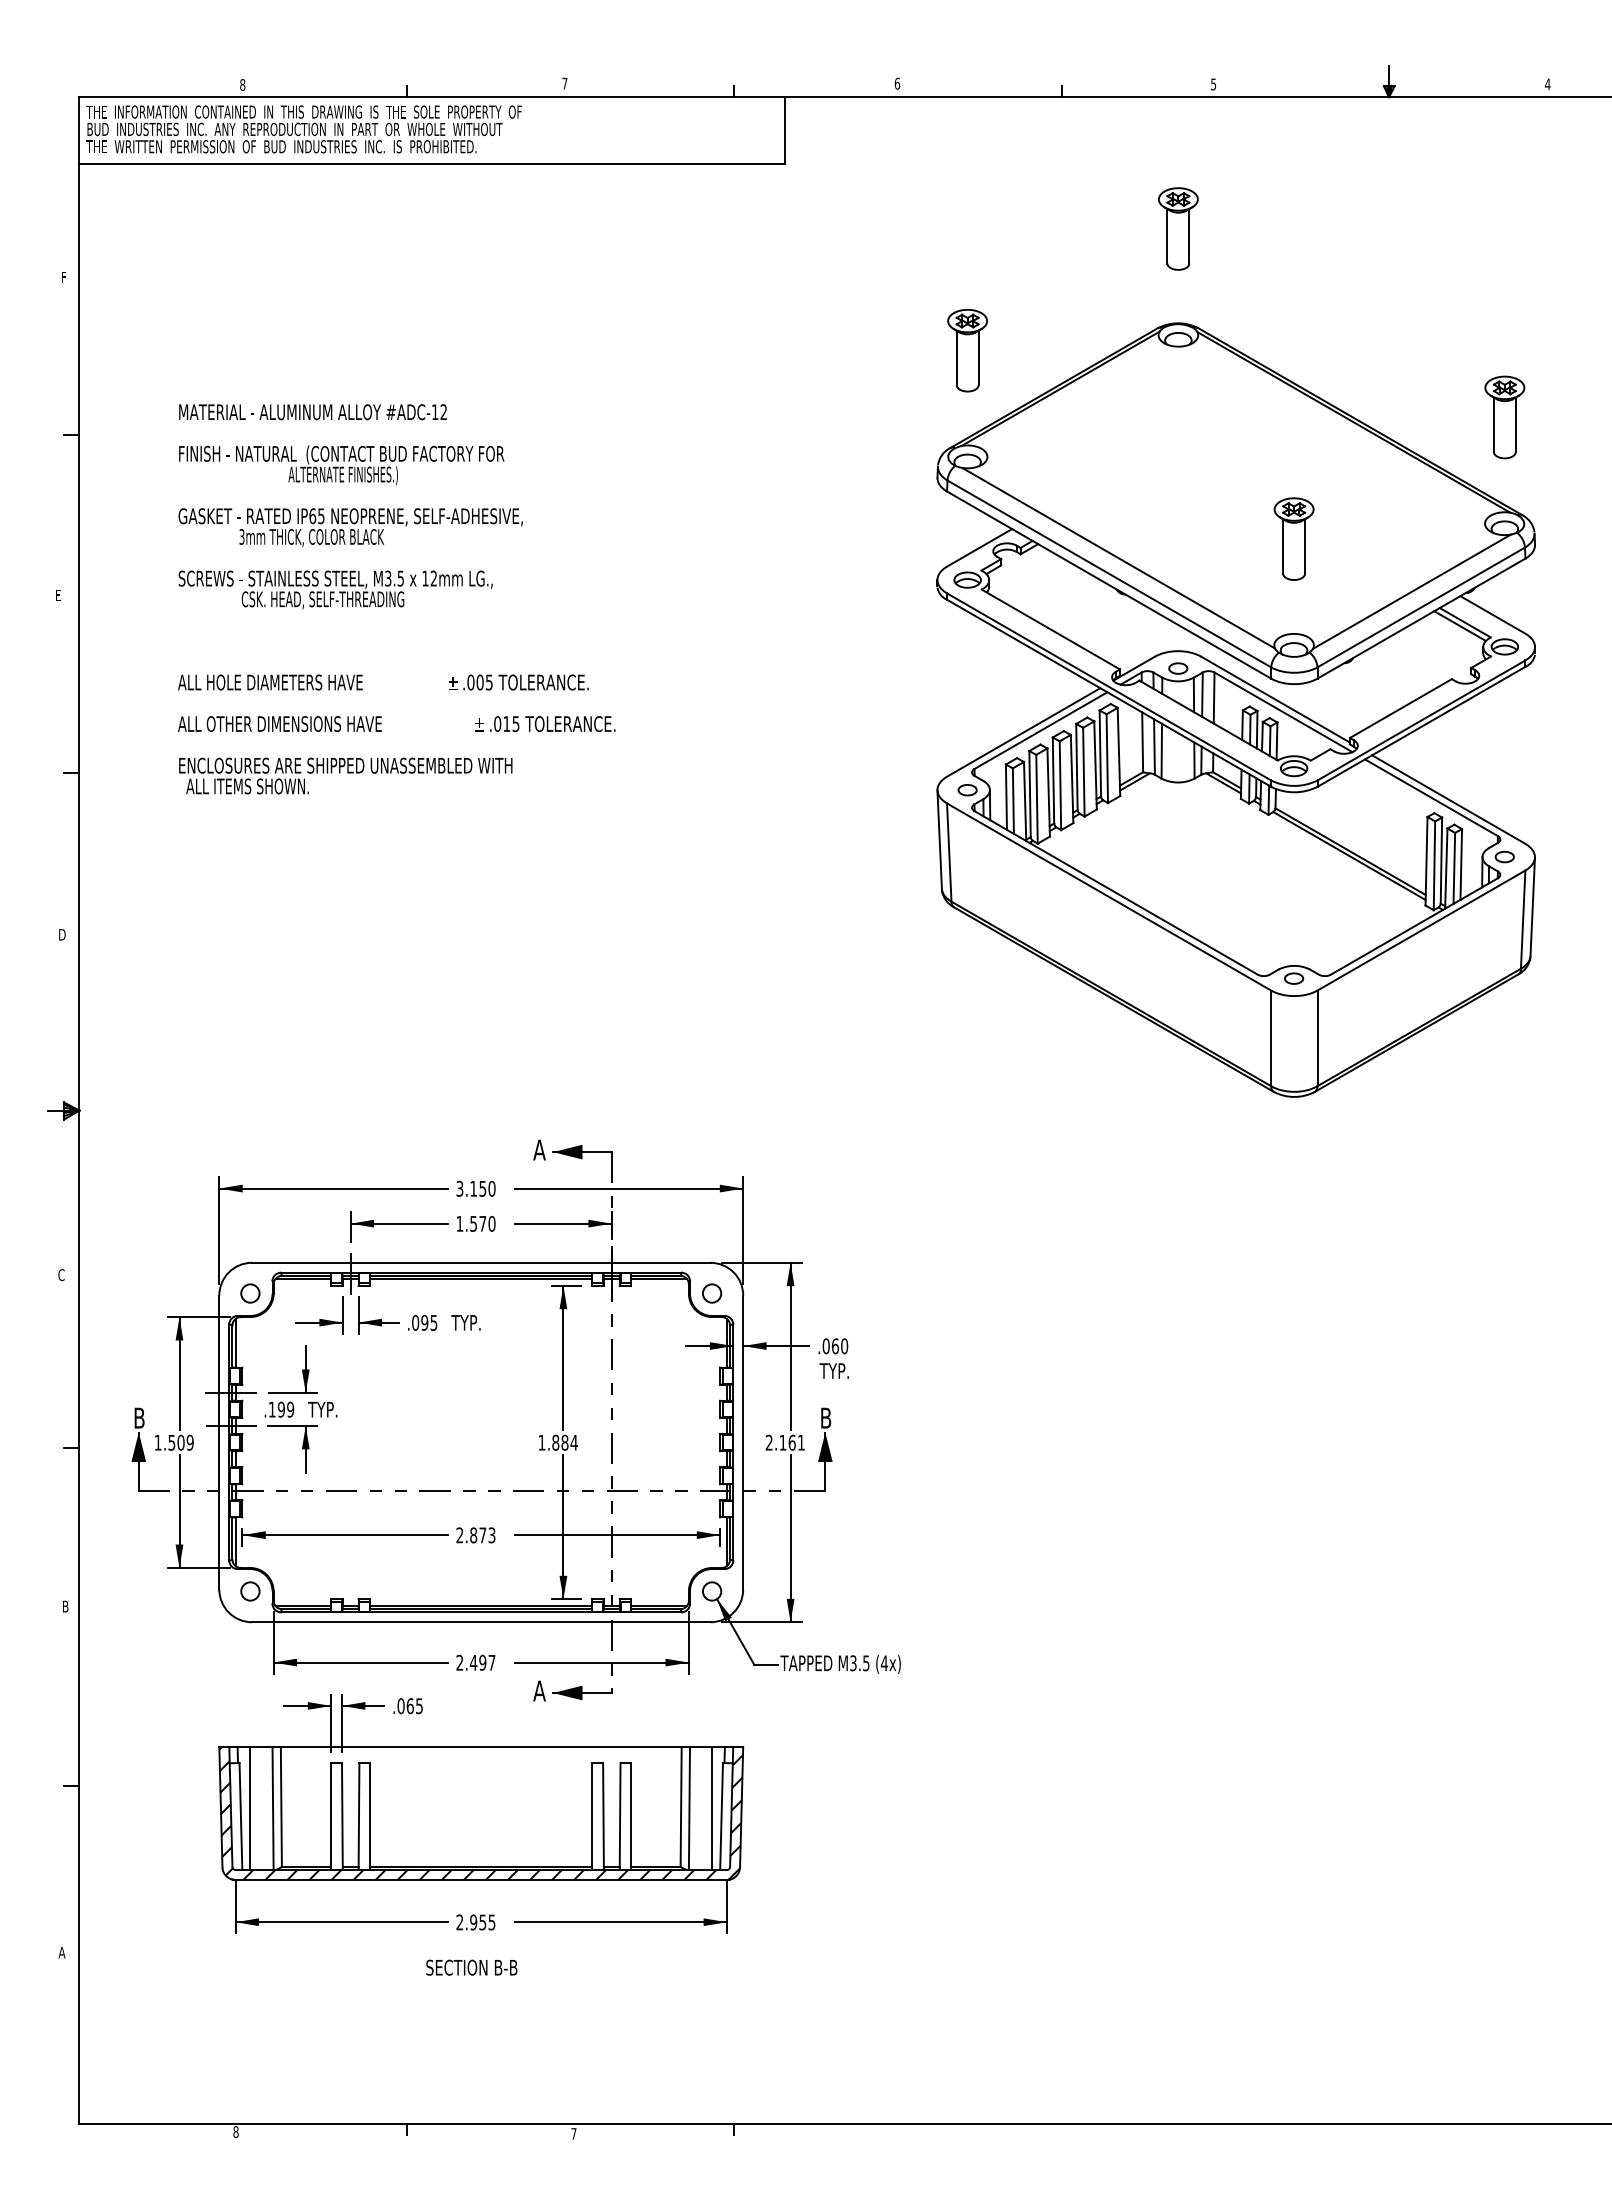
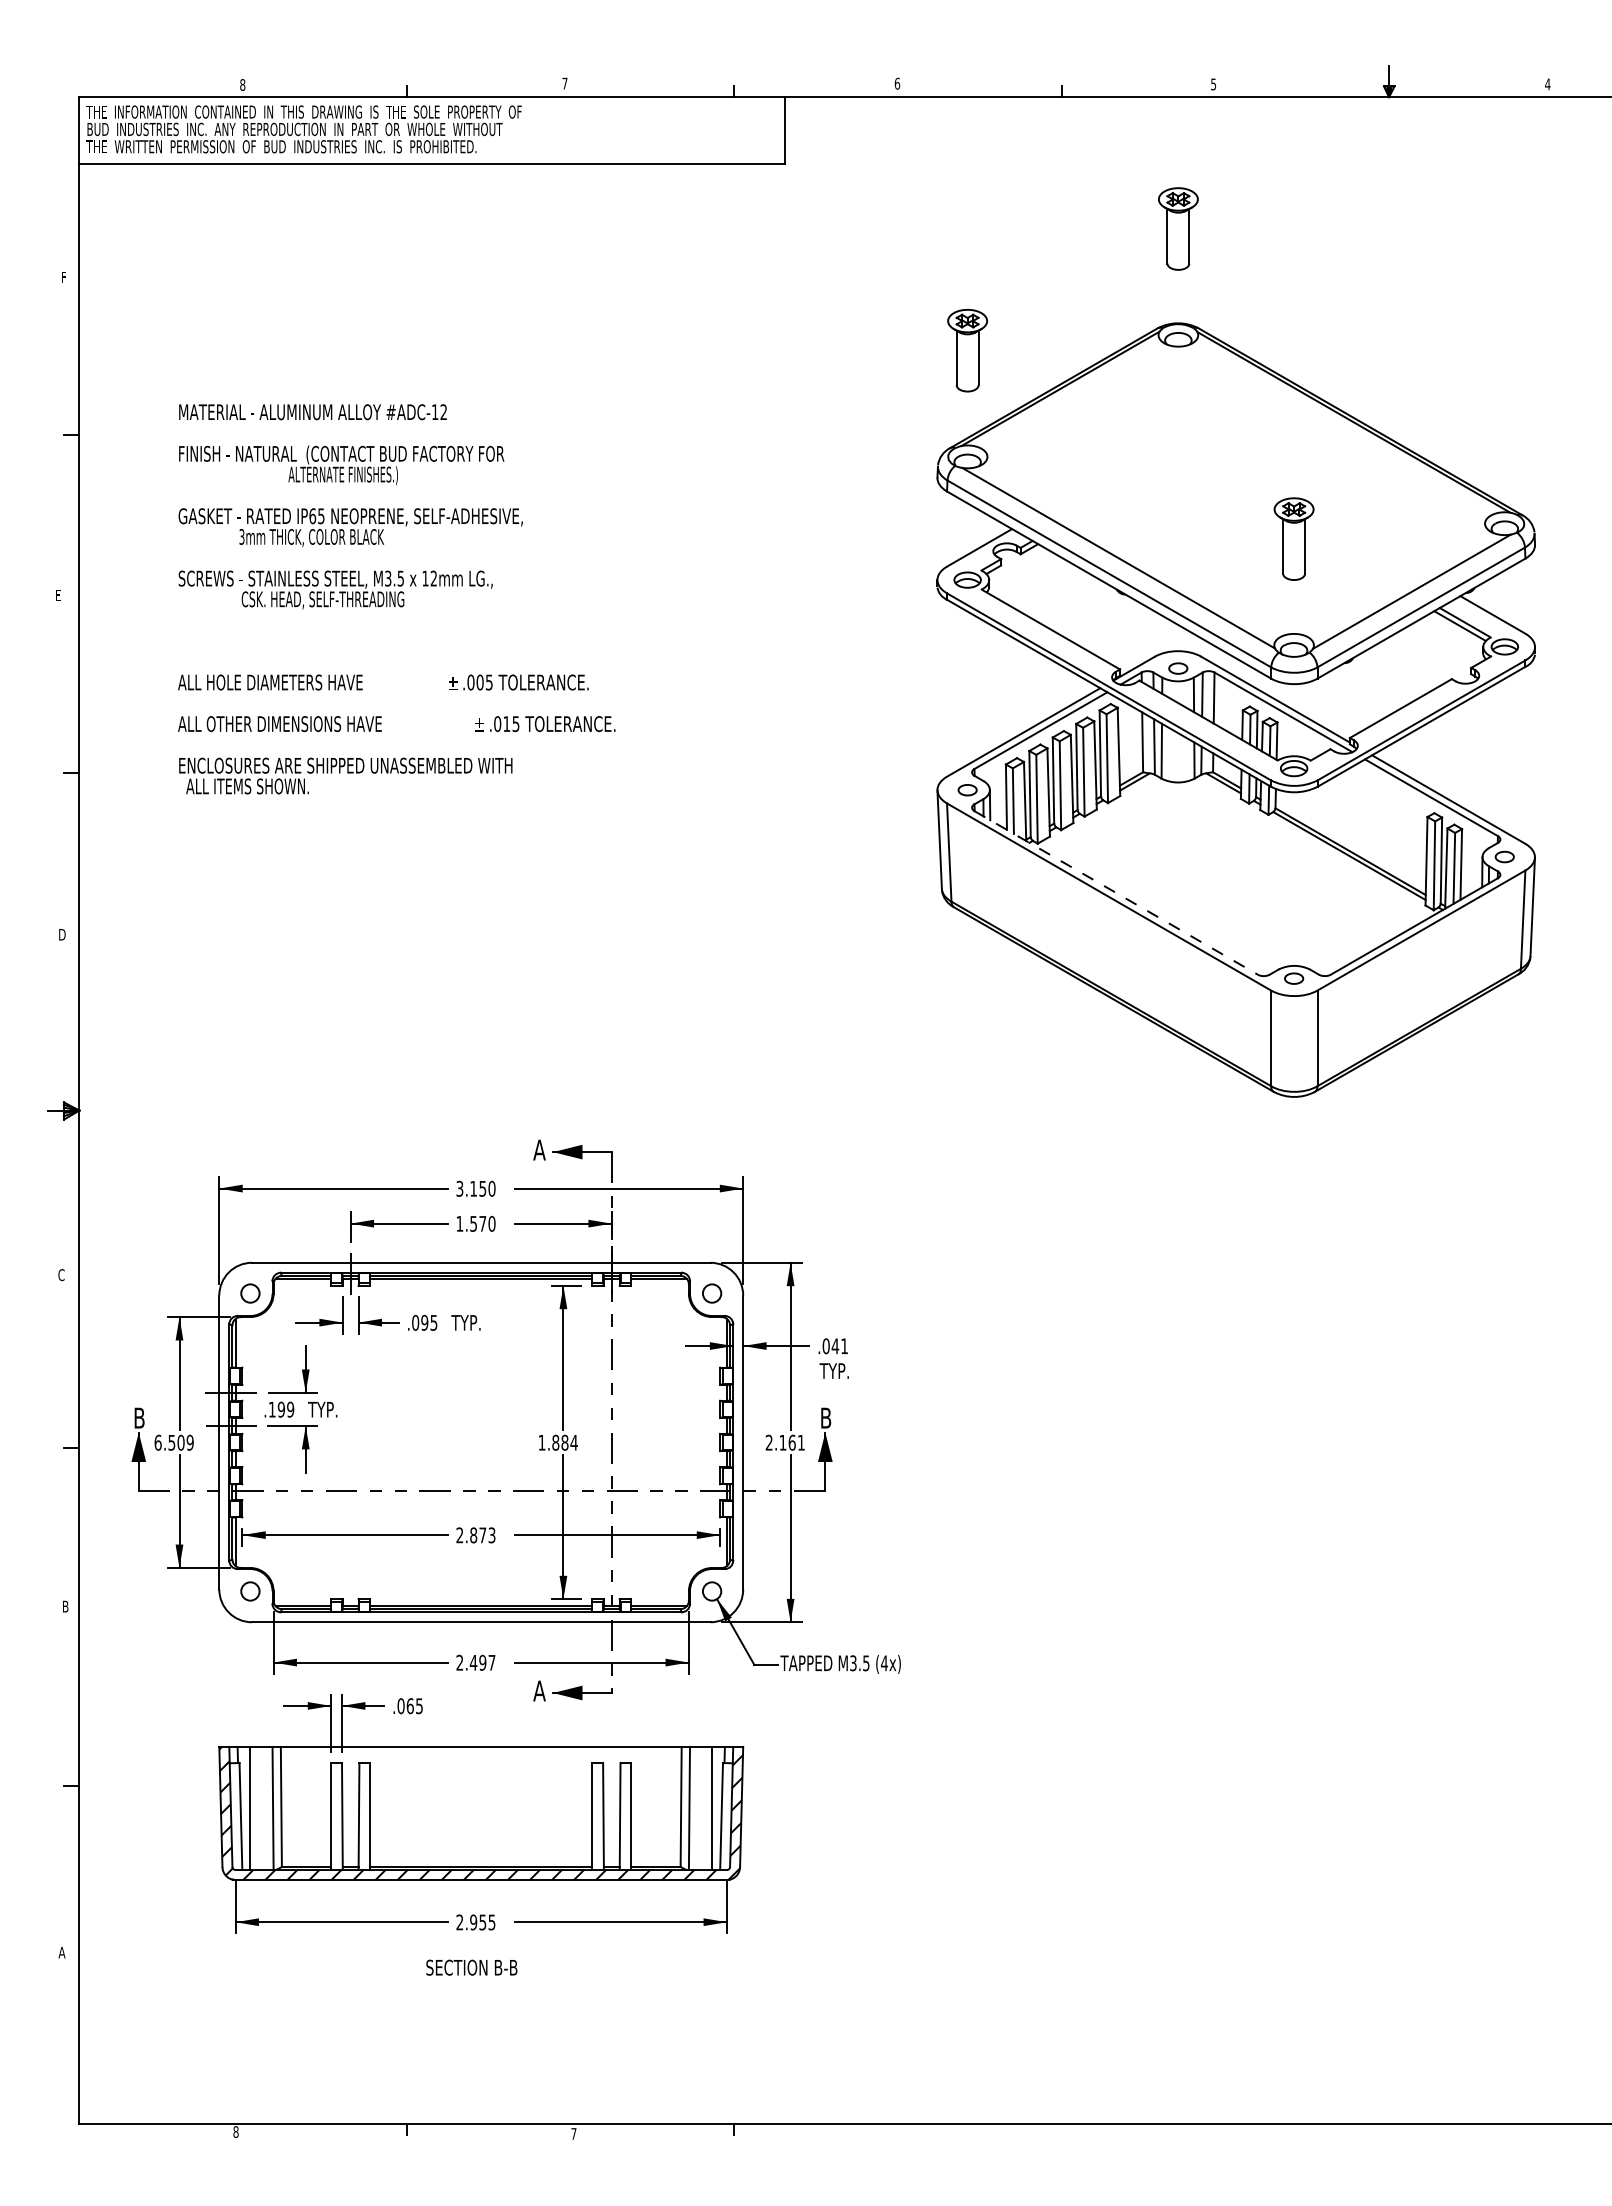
part: present -> none (1504, 417)
line: solid -> dashed (1116, 892)
text: .060 -> .041 (839, 1346)
text: 1.509 -> 6.509 (157, 1442)
